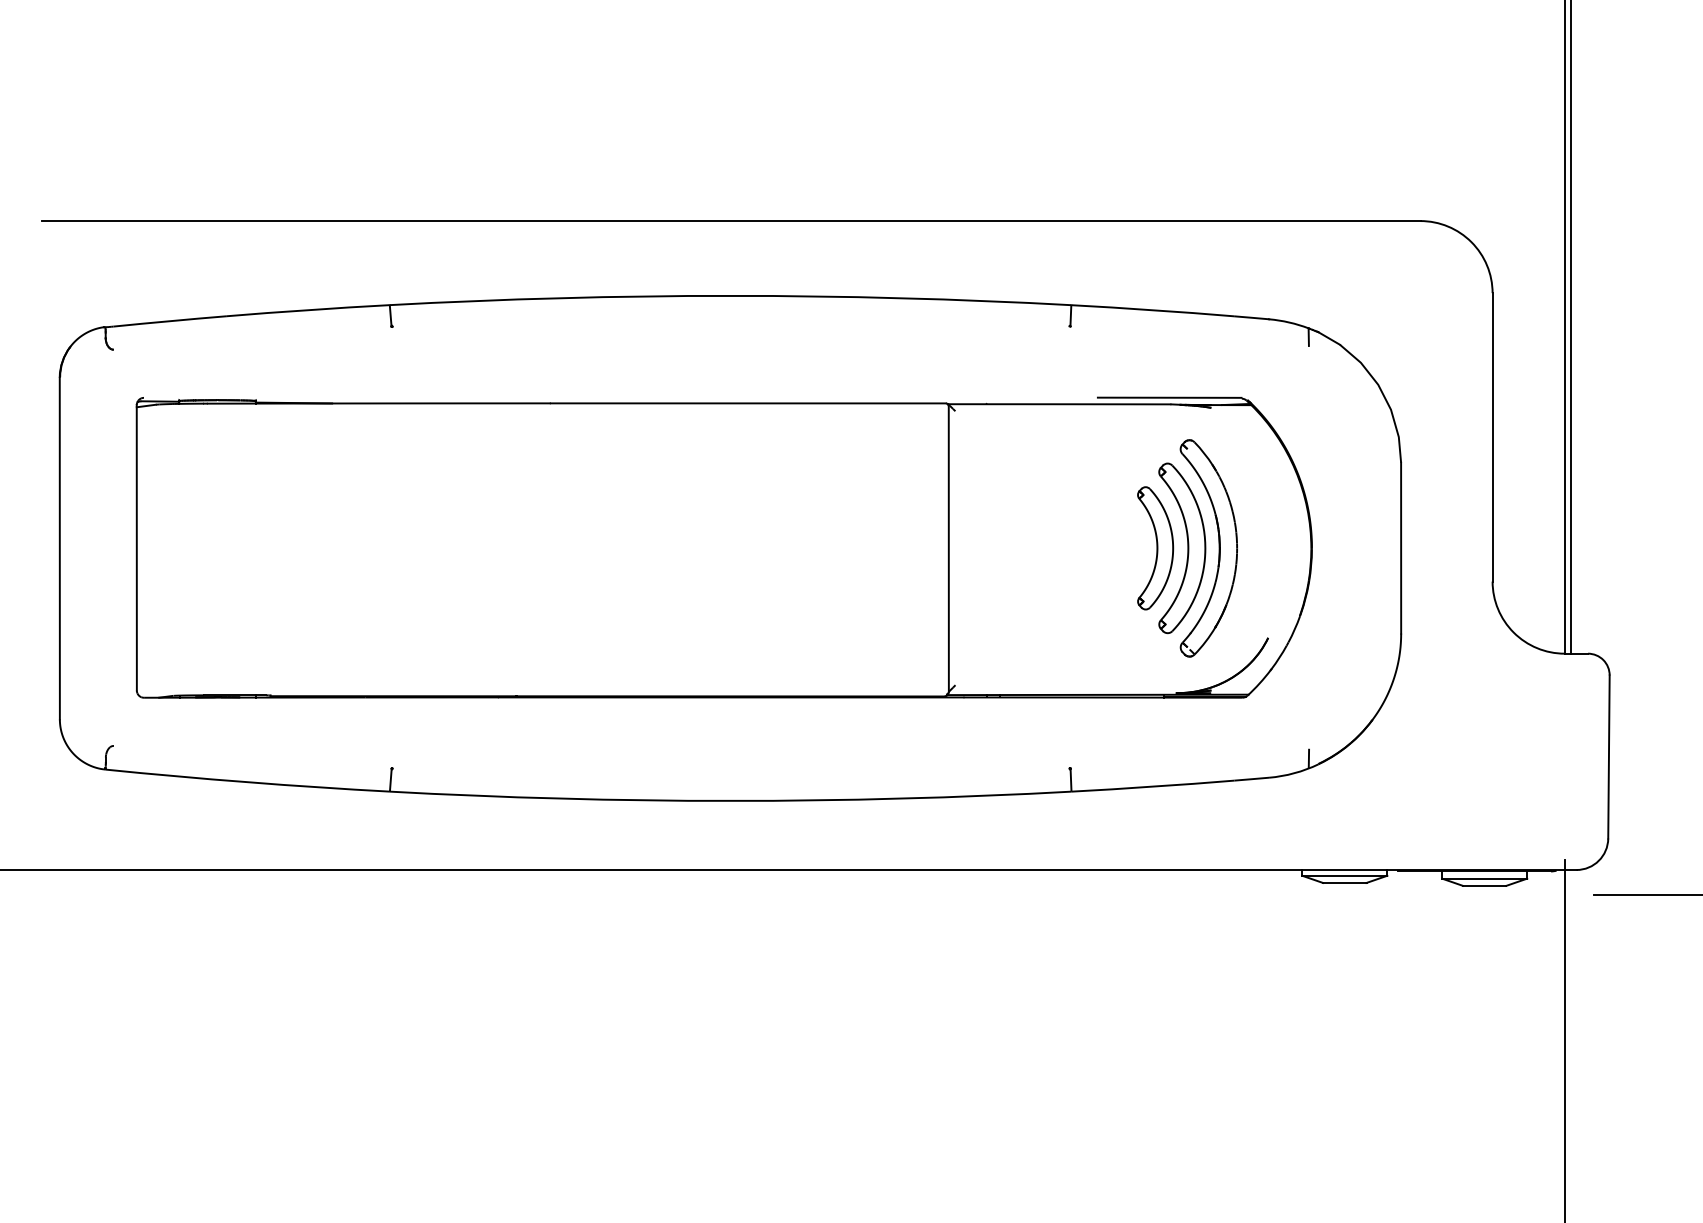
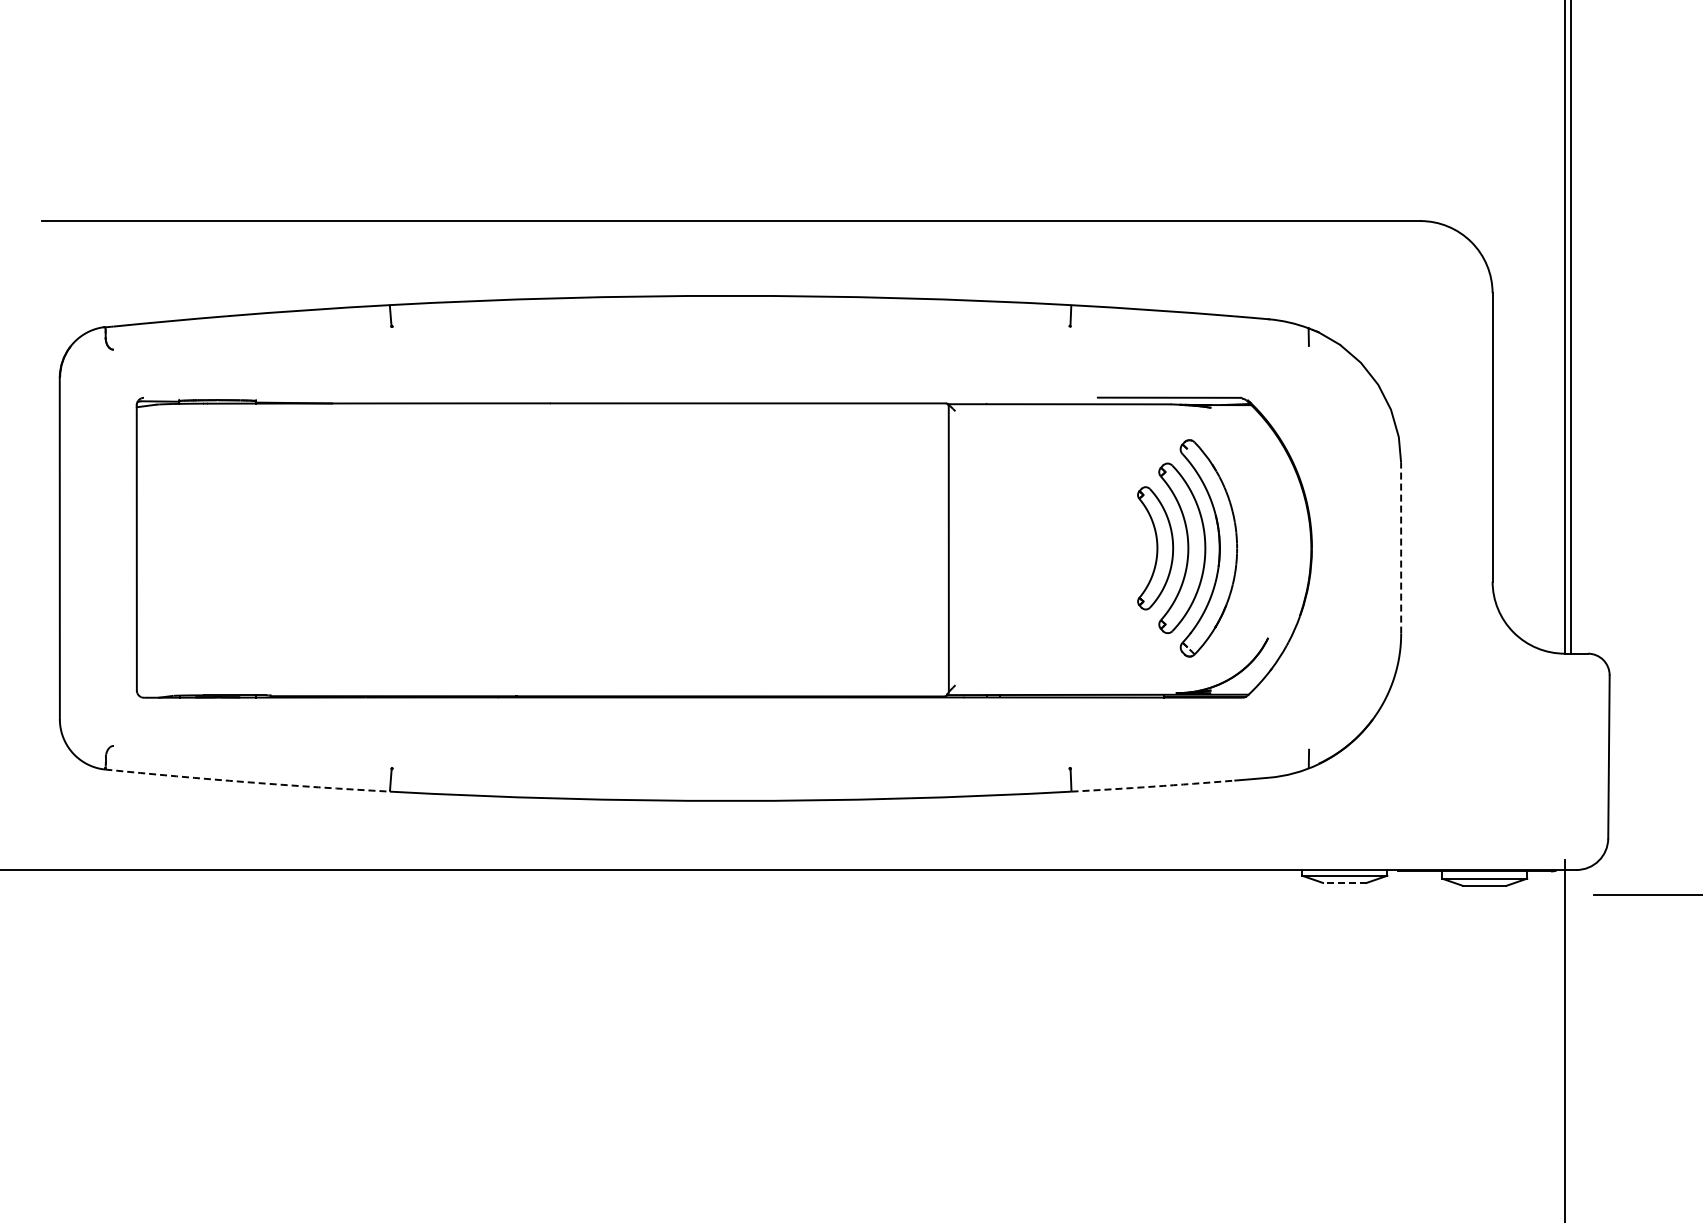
line: solid -> dashed (1401, 547)
arc: solid -> dashed (247, 782)
arc: solid -> dashed (1152, 786)
line: solid -> dashed (1344, 882)
